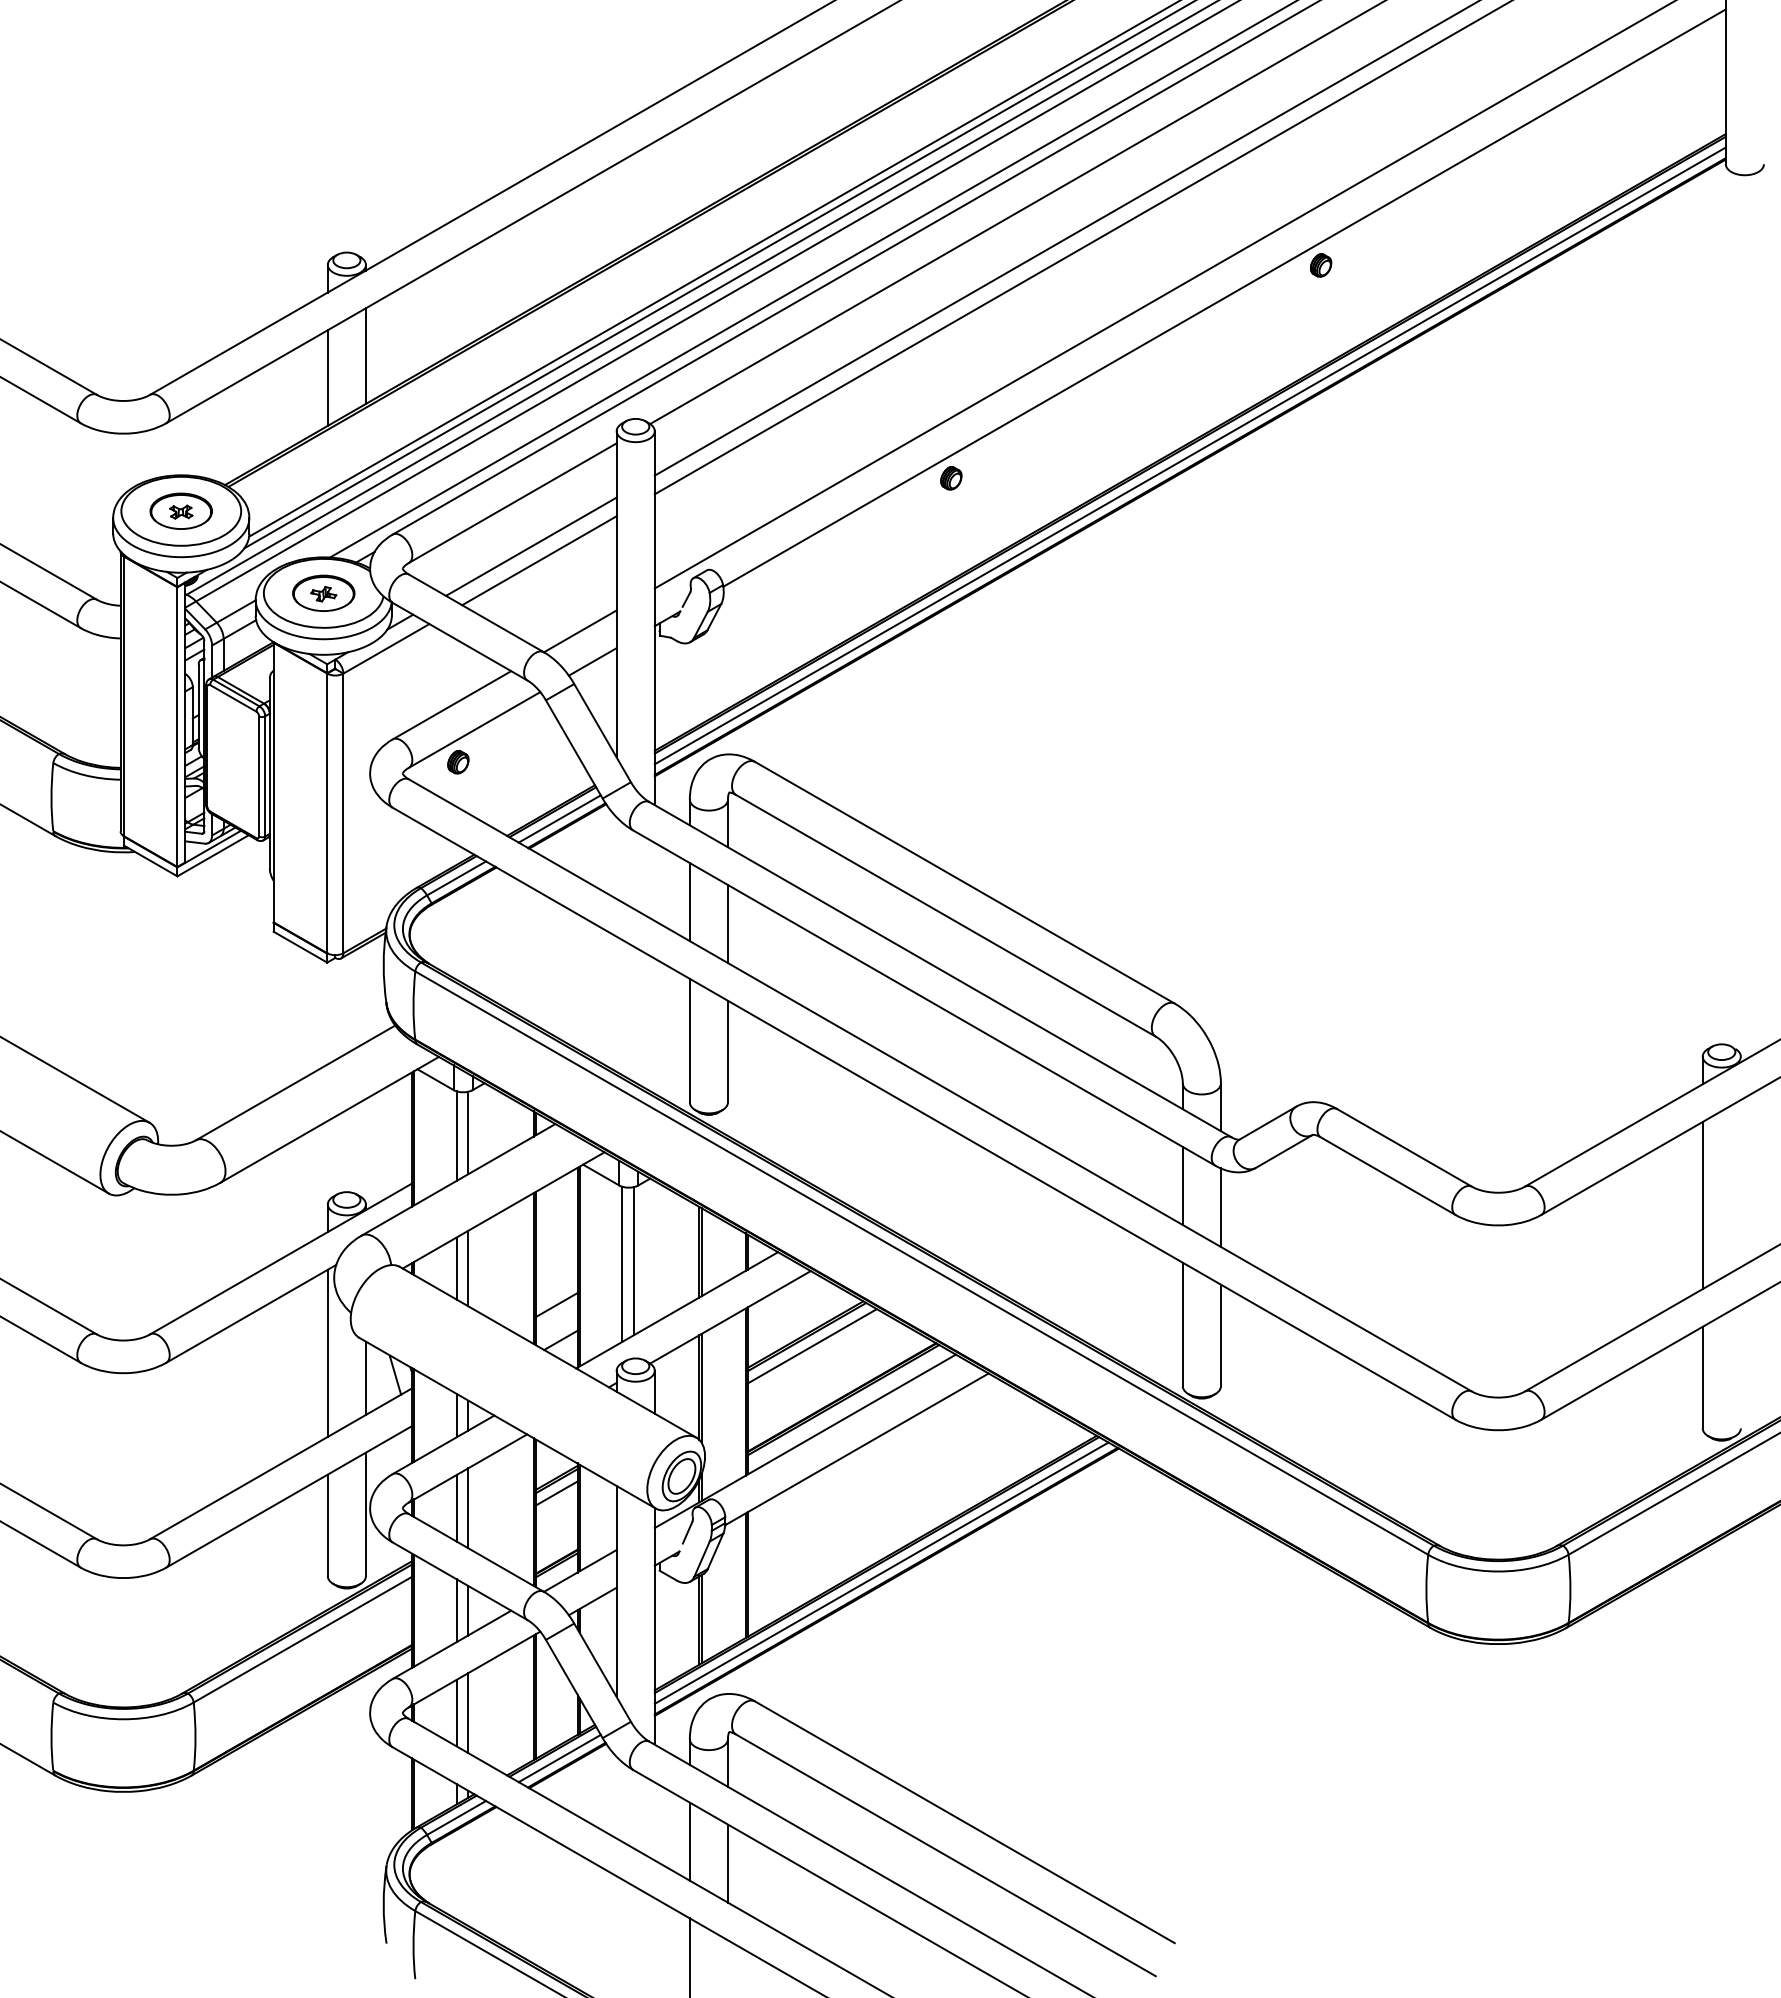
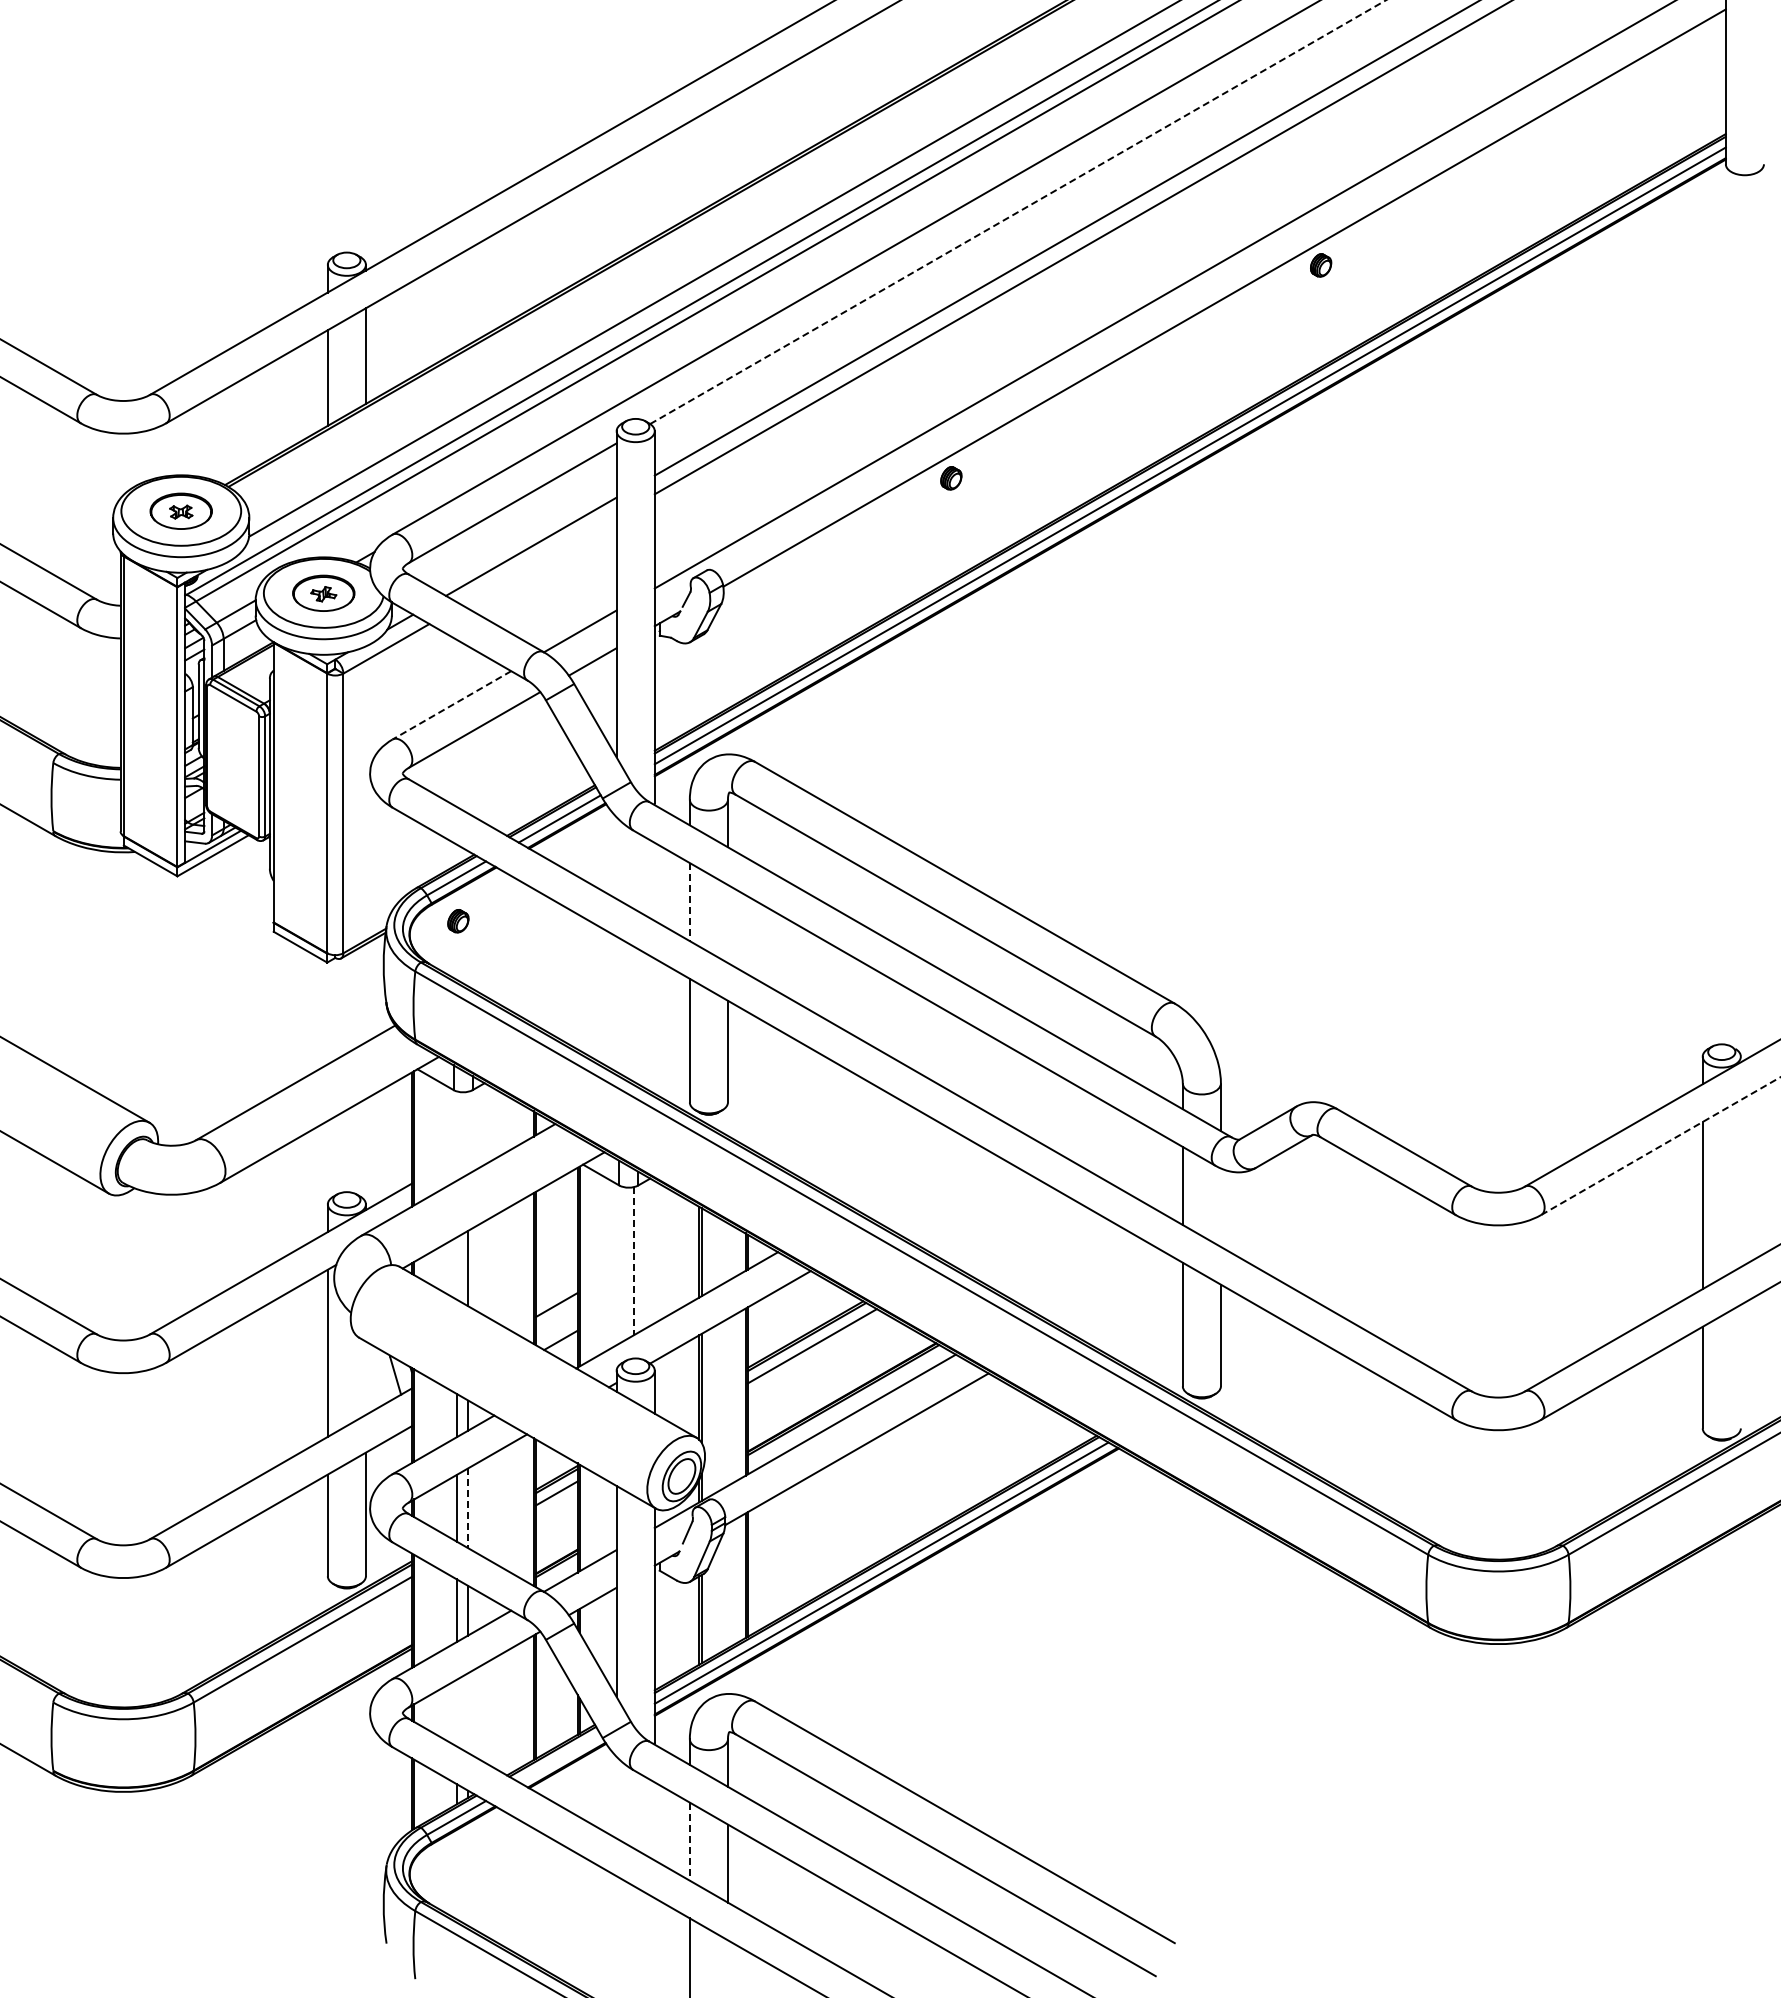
line: solid -> dashed (1018, 212)
line: present -> none (718, 275)
line: present -> none (812, 279)
line: present -> none (539, 560)
line: solid -> dashed (451, 705)
part position: (458, 762) -> (458, 921) (458, 921)
line: solid -> dashed (689, 902)
line: present -> none (727, 924)
line: present -> none (468, 1132)
line: present -> none (456, 1135)
line: solid -> dashed (1660, 1146)
line: present -> none (1220, 1207)
line: solid -> dashed (633, 1261)
line: present -> none (622, 1263)
line: present -> none (456, 1268)
line: present -> none (365, 1377)
line: solid -> dashed (468, 1508)
line: present -> none (456, 1712)
line: present -> none (468, 1713)
line: present -> none (559, 1758)
line: solid -> dashed (689, 1842)
